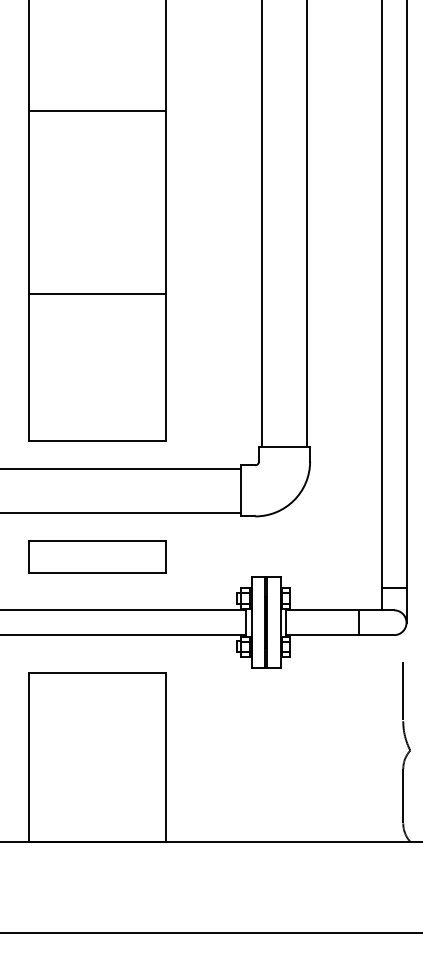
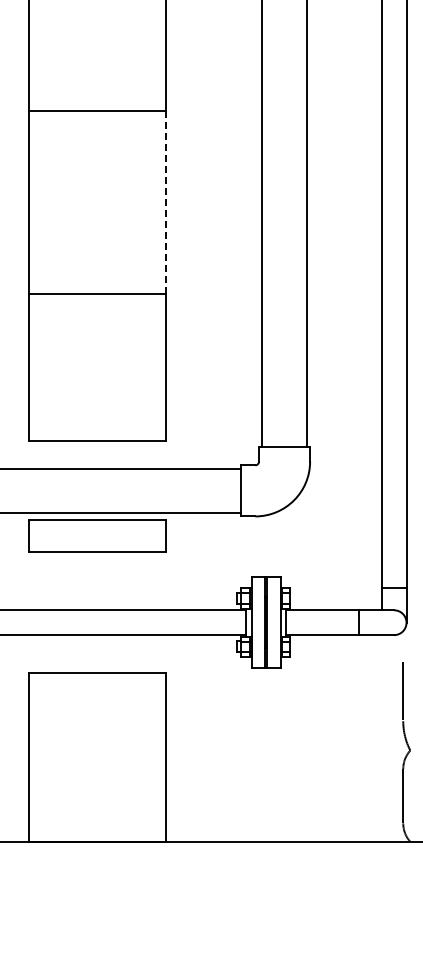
line: solid -> dashed (165, 202)
part position: (97, 556) -> (97, 535) (97, 535)
line: present -> none (210, 933)
